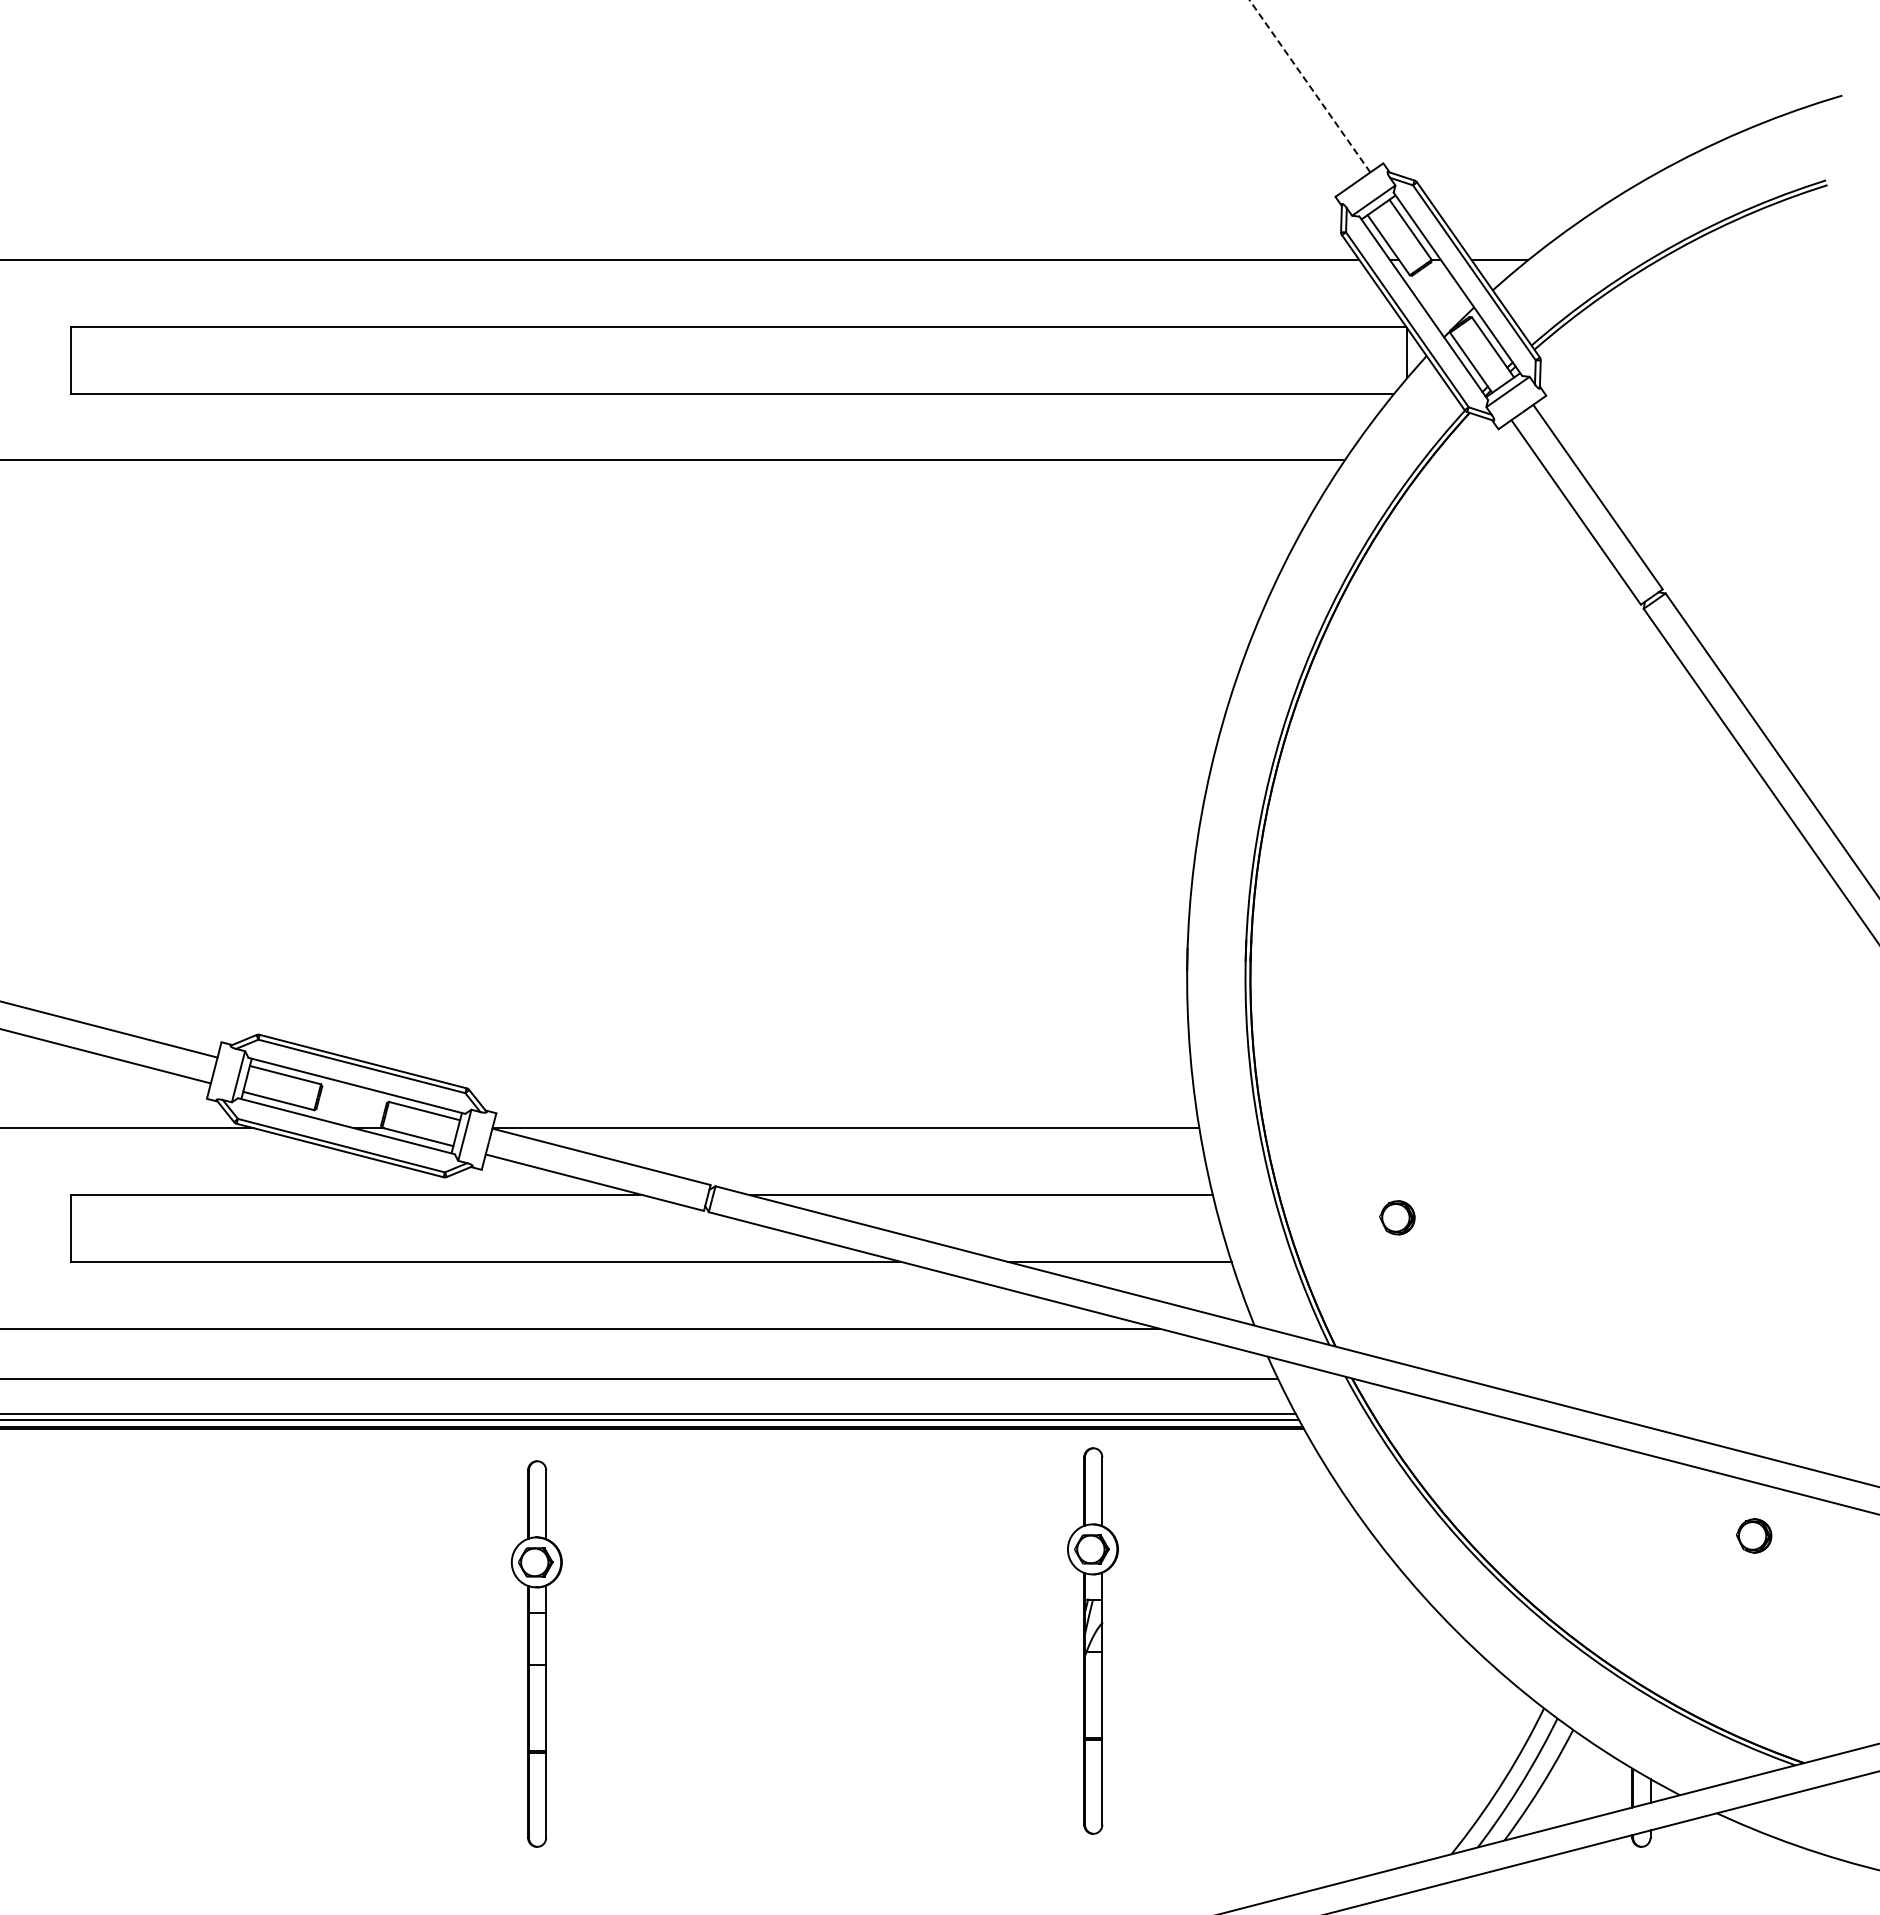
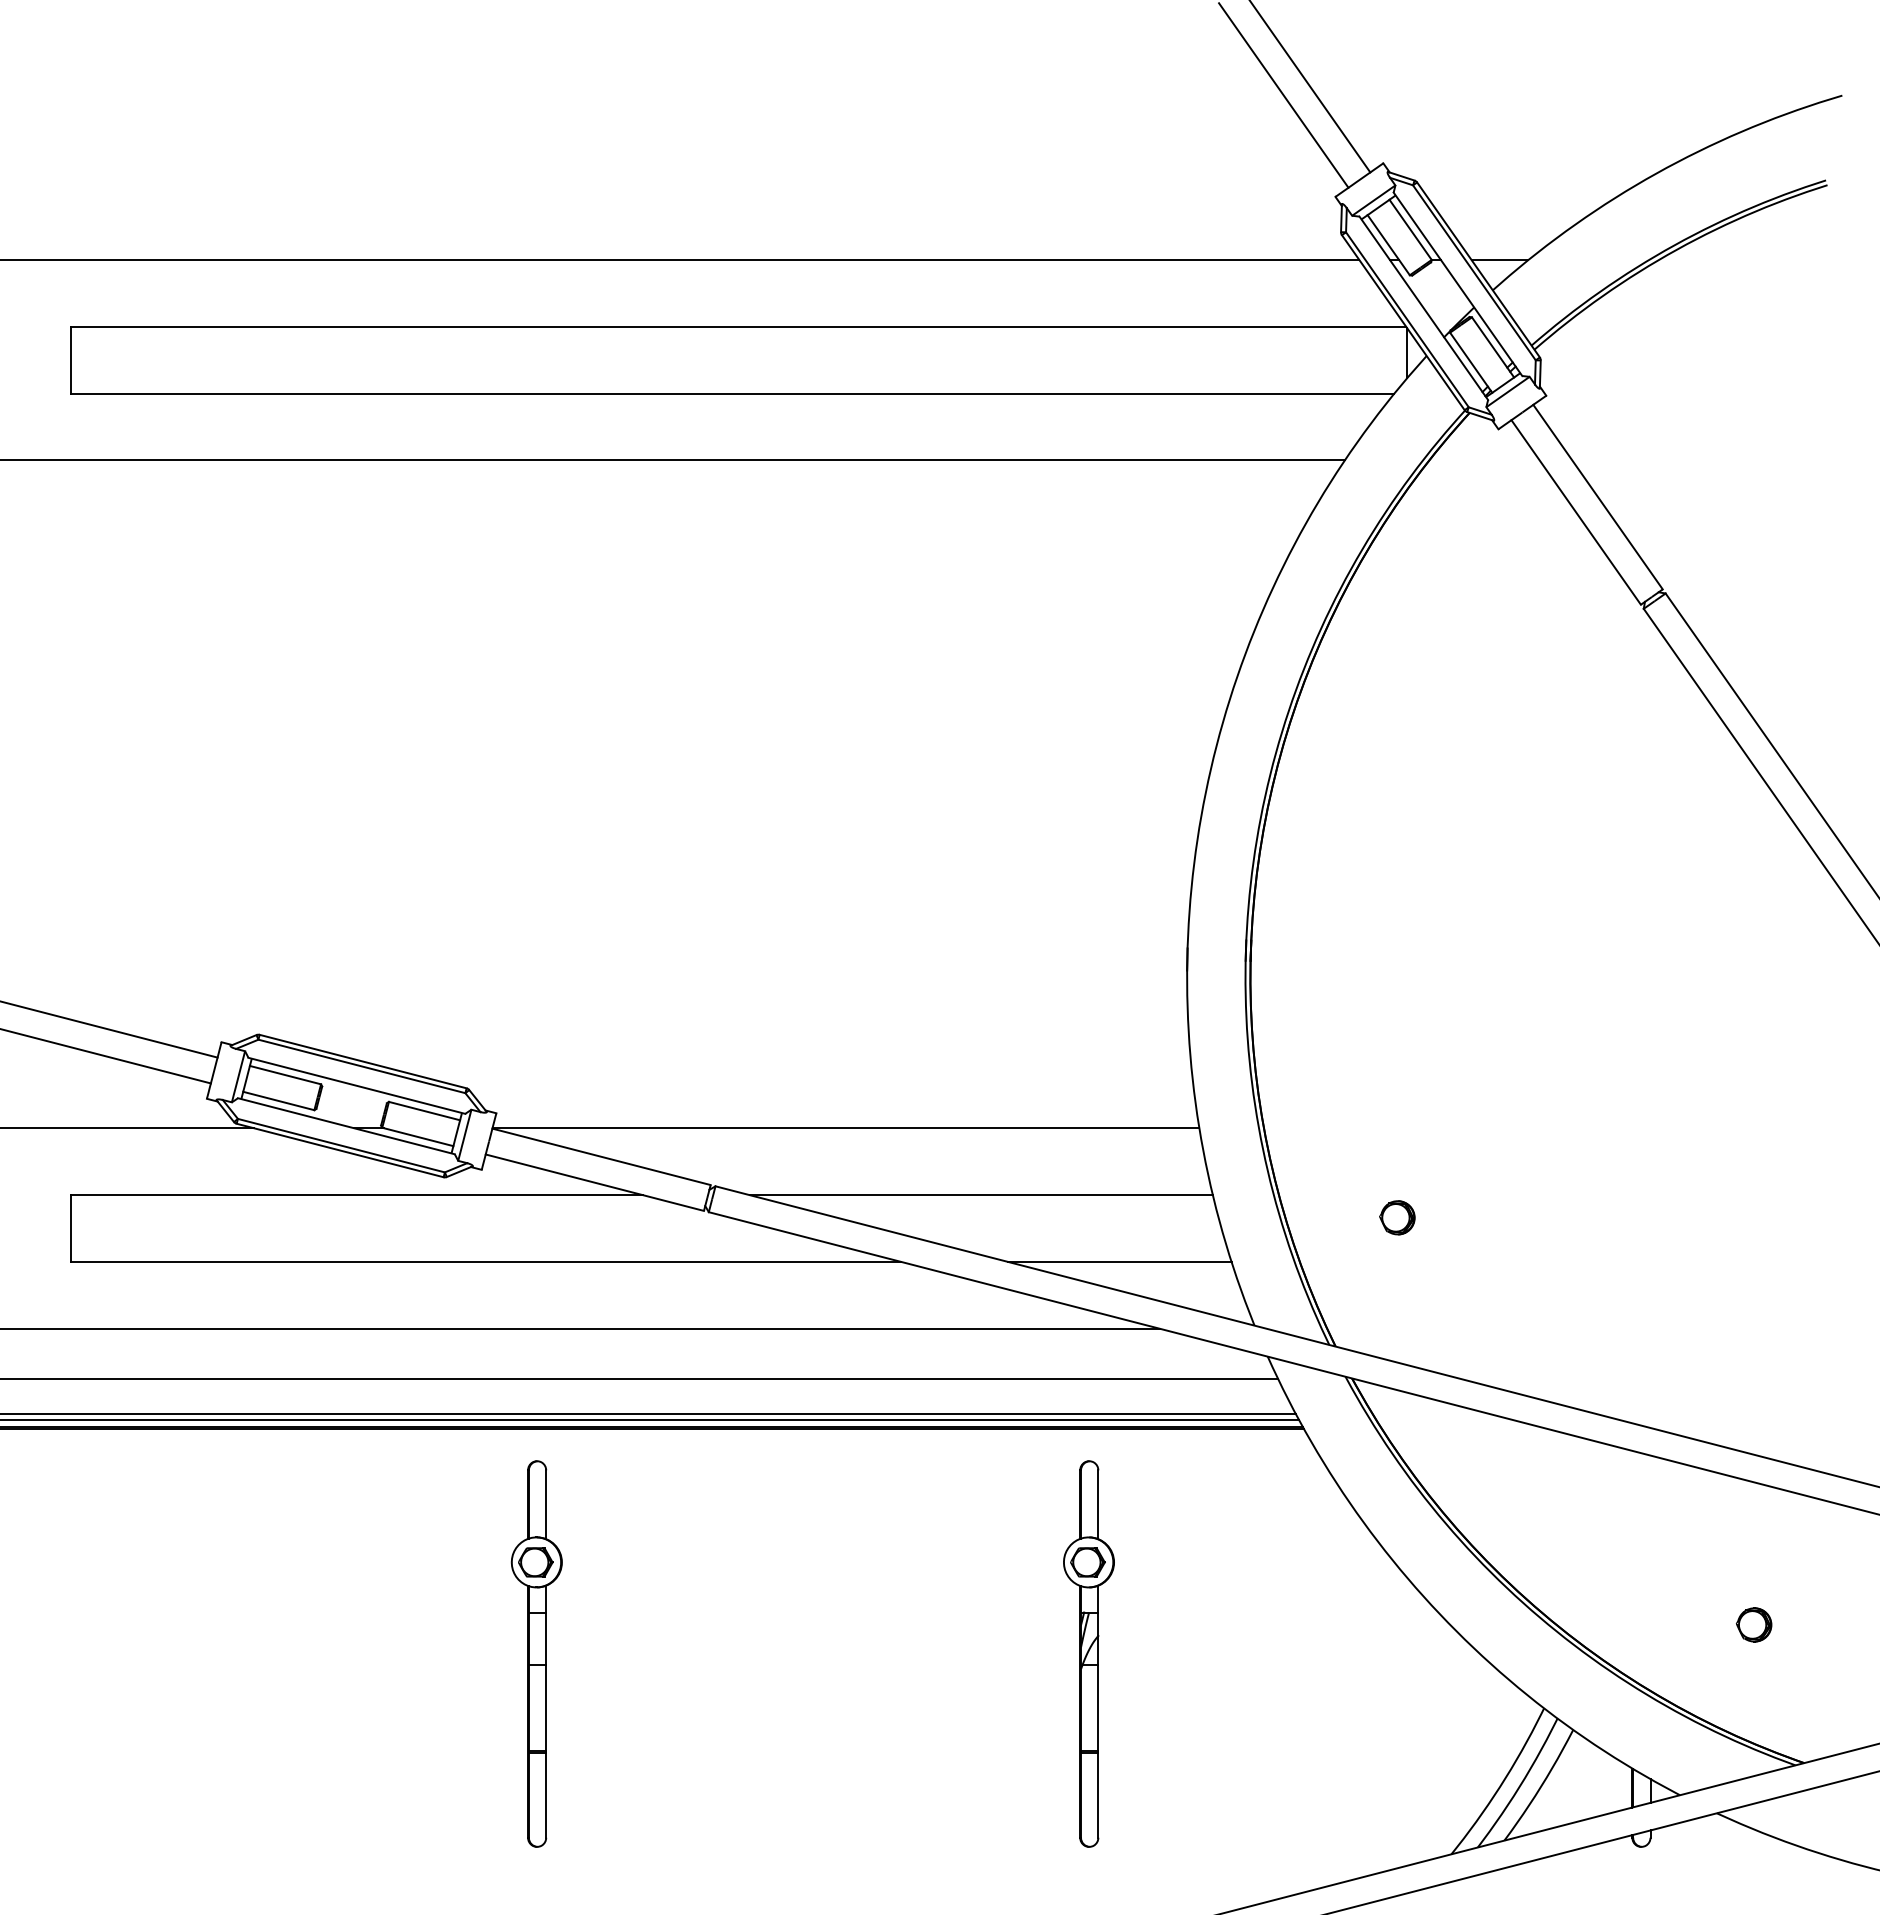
line: dashed -> solid (1309, 85)
line: none -> present (1283, 95)
part position: (1754, 1535) -> (1754, 1624) (1754, 1624)
part position: (1092, 1640) -> (1088, 1653) (1088, 1653)
